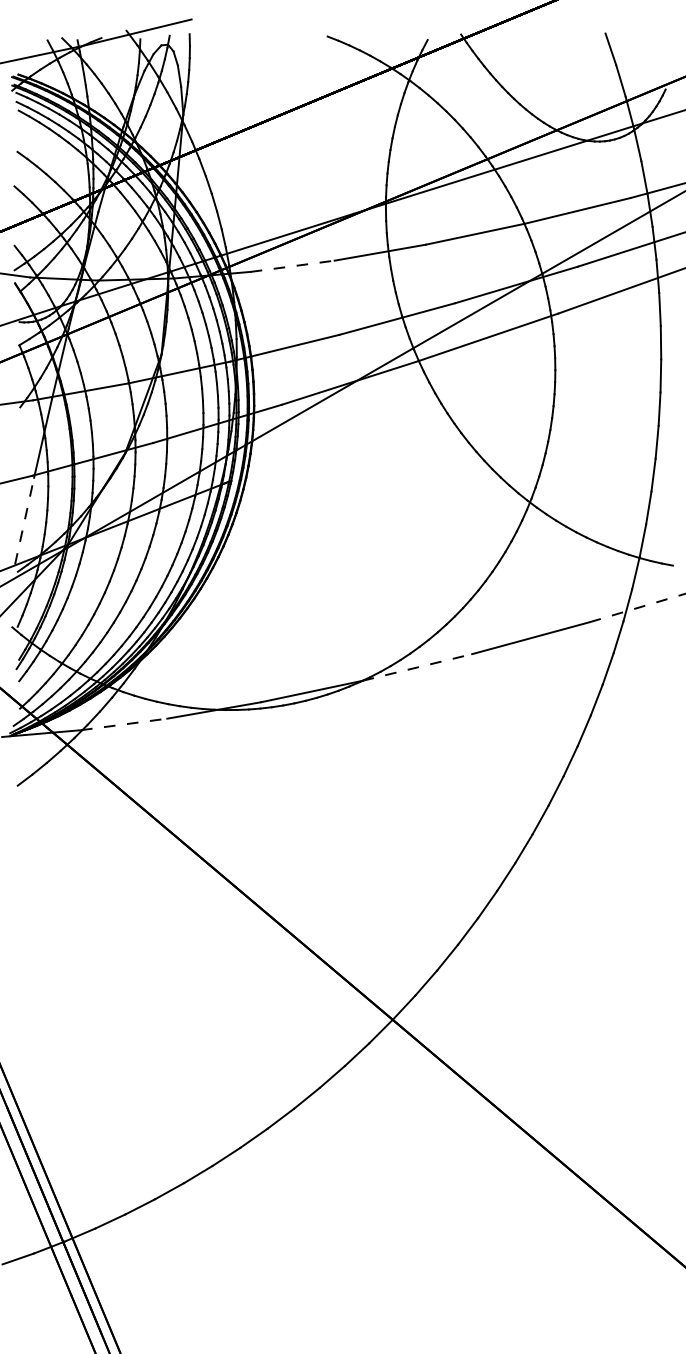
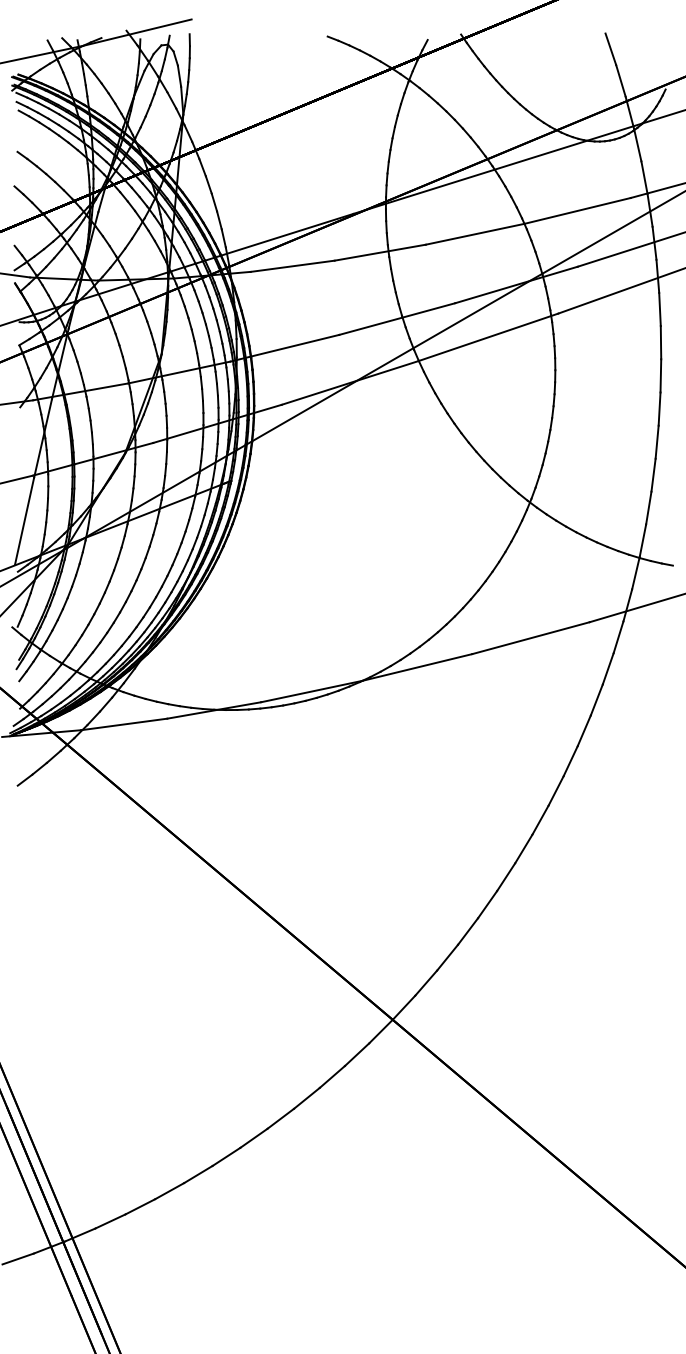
line: dashed -> solid (293, 266)
line: dashed -> solid (24, 520)
line: dashed -> solid (638, 607)
line: dashed -> solid (417, 667)
line: dashed -> solid (124, 724)
